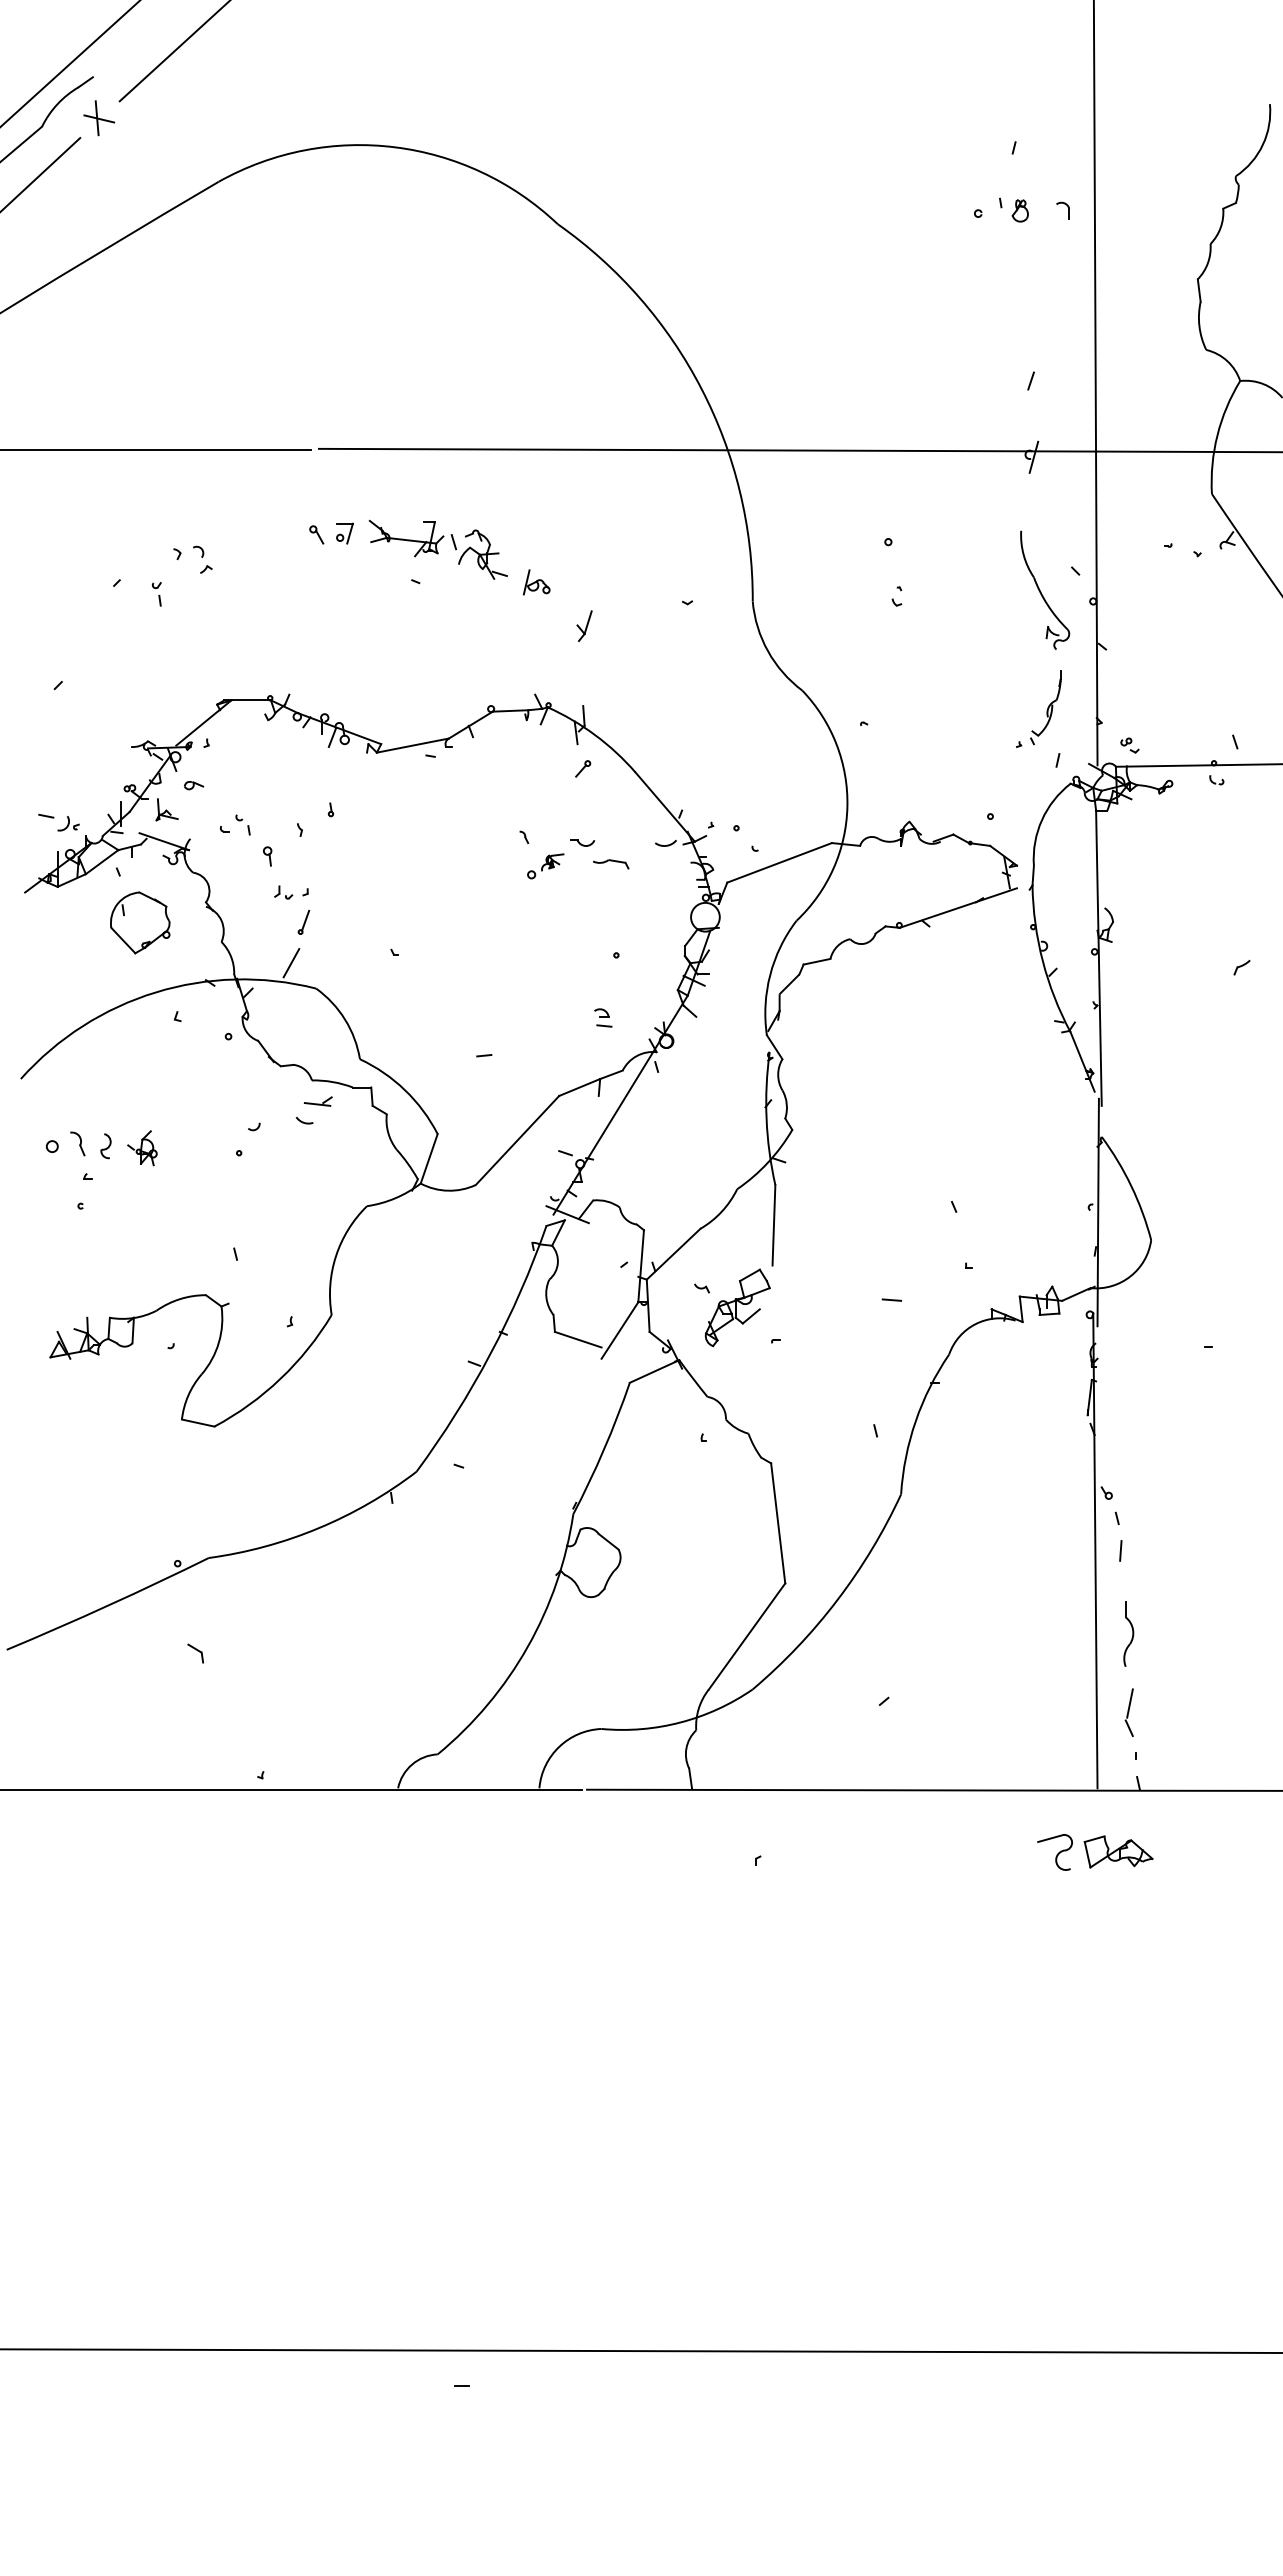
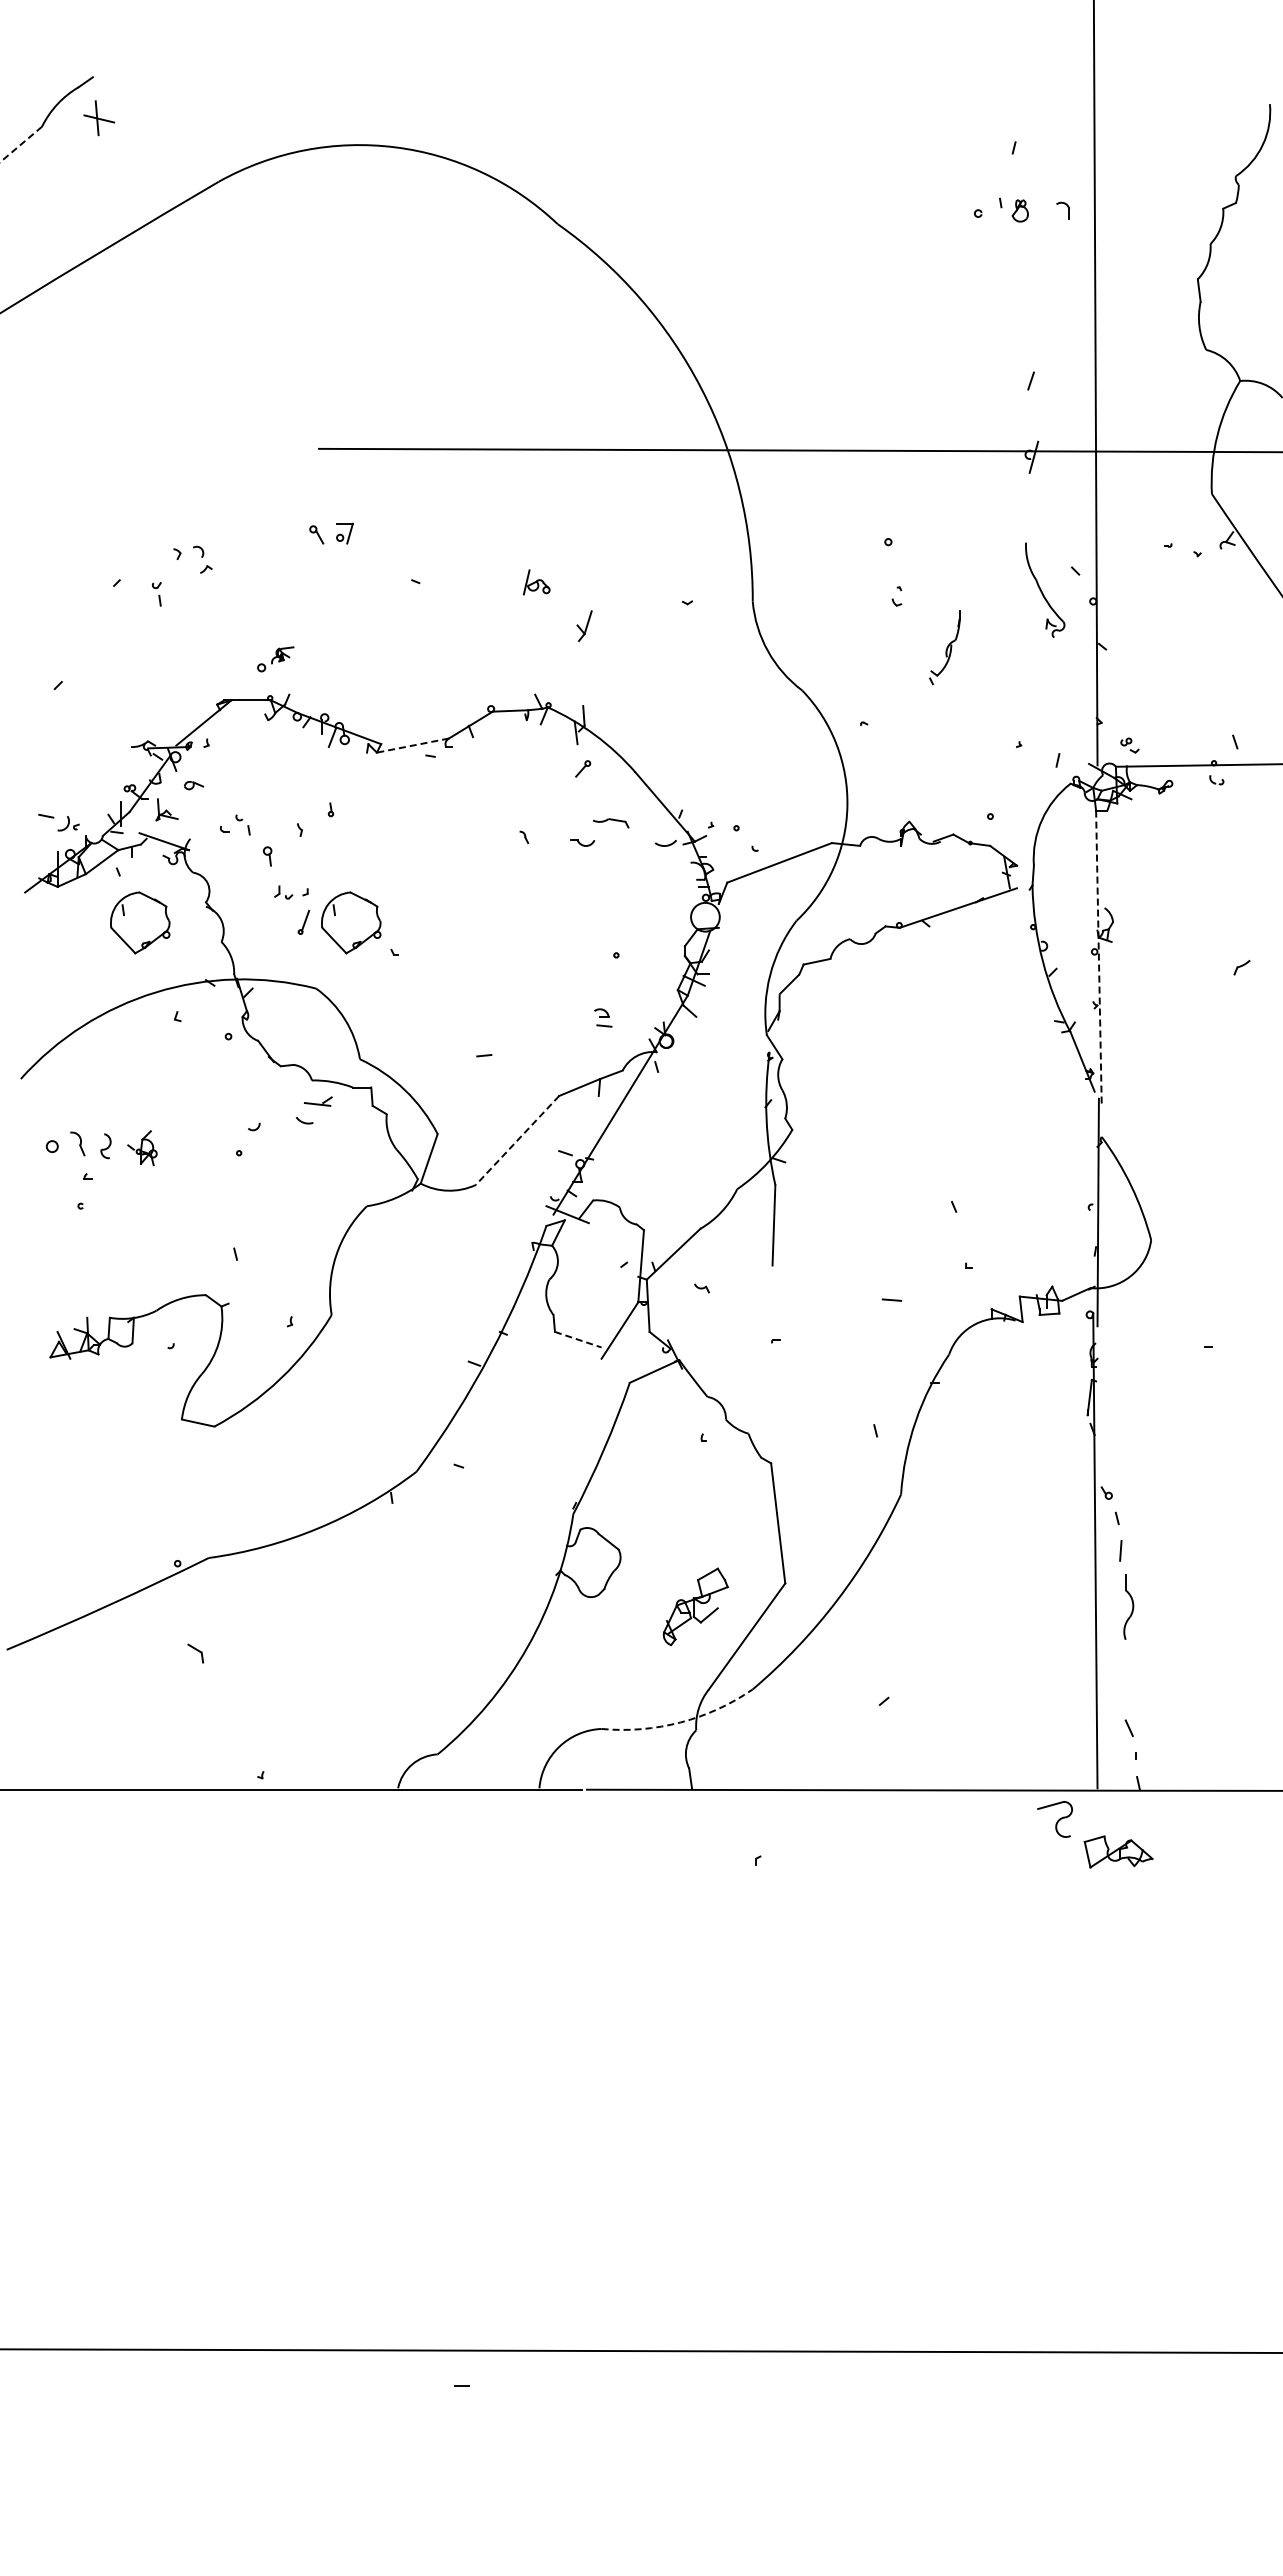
line: present -> none (173, 51)
line: present -> none (70, 63)
line: solid -> dashed (20, 144)
line: present -> none (41, 174)
line: present -> none (156, 450)
part: present -> none (437, 549)
part size: 51x120 px -> 41x97 px (1045, 590)
part position: (1045, 707) -> (944, 647) (944, 647)
line: solid -> dashed (412, 745)
part position: (611, 864) -> (611, 823) (611, 823)
part position: (545, 866) -> (275, 659) (275, 659)
part: none -> present (351, 922)
line: solid -> dashed (1098, 958)
line: present -> none (291, 963)
line: solid -> dashed (517, 1140)
part position: (737, 1307) -> (695, 1606) (695, 1606)
line: solid -> dashed (578, 1339)
part position: (1128, 1633) -> (1128, 1606) (1128, 1606)
line: present -> none (1129, 1703)
arc: solid -> dashed (680, 1722)
part position: (1054, 1852) -> (1054, 1819) (1054, 1819)
